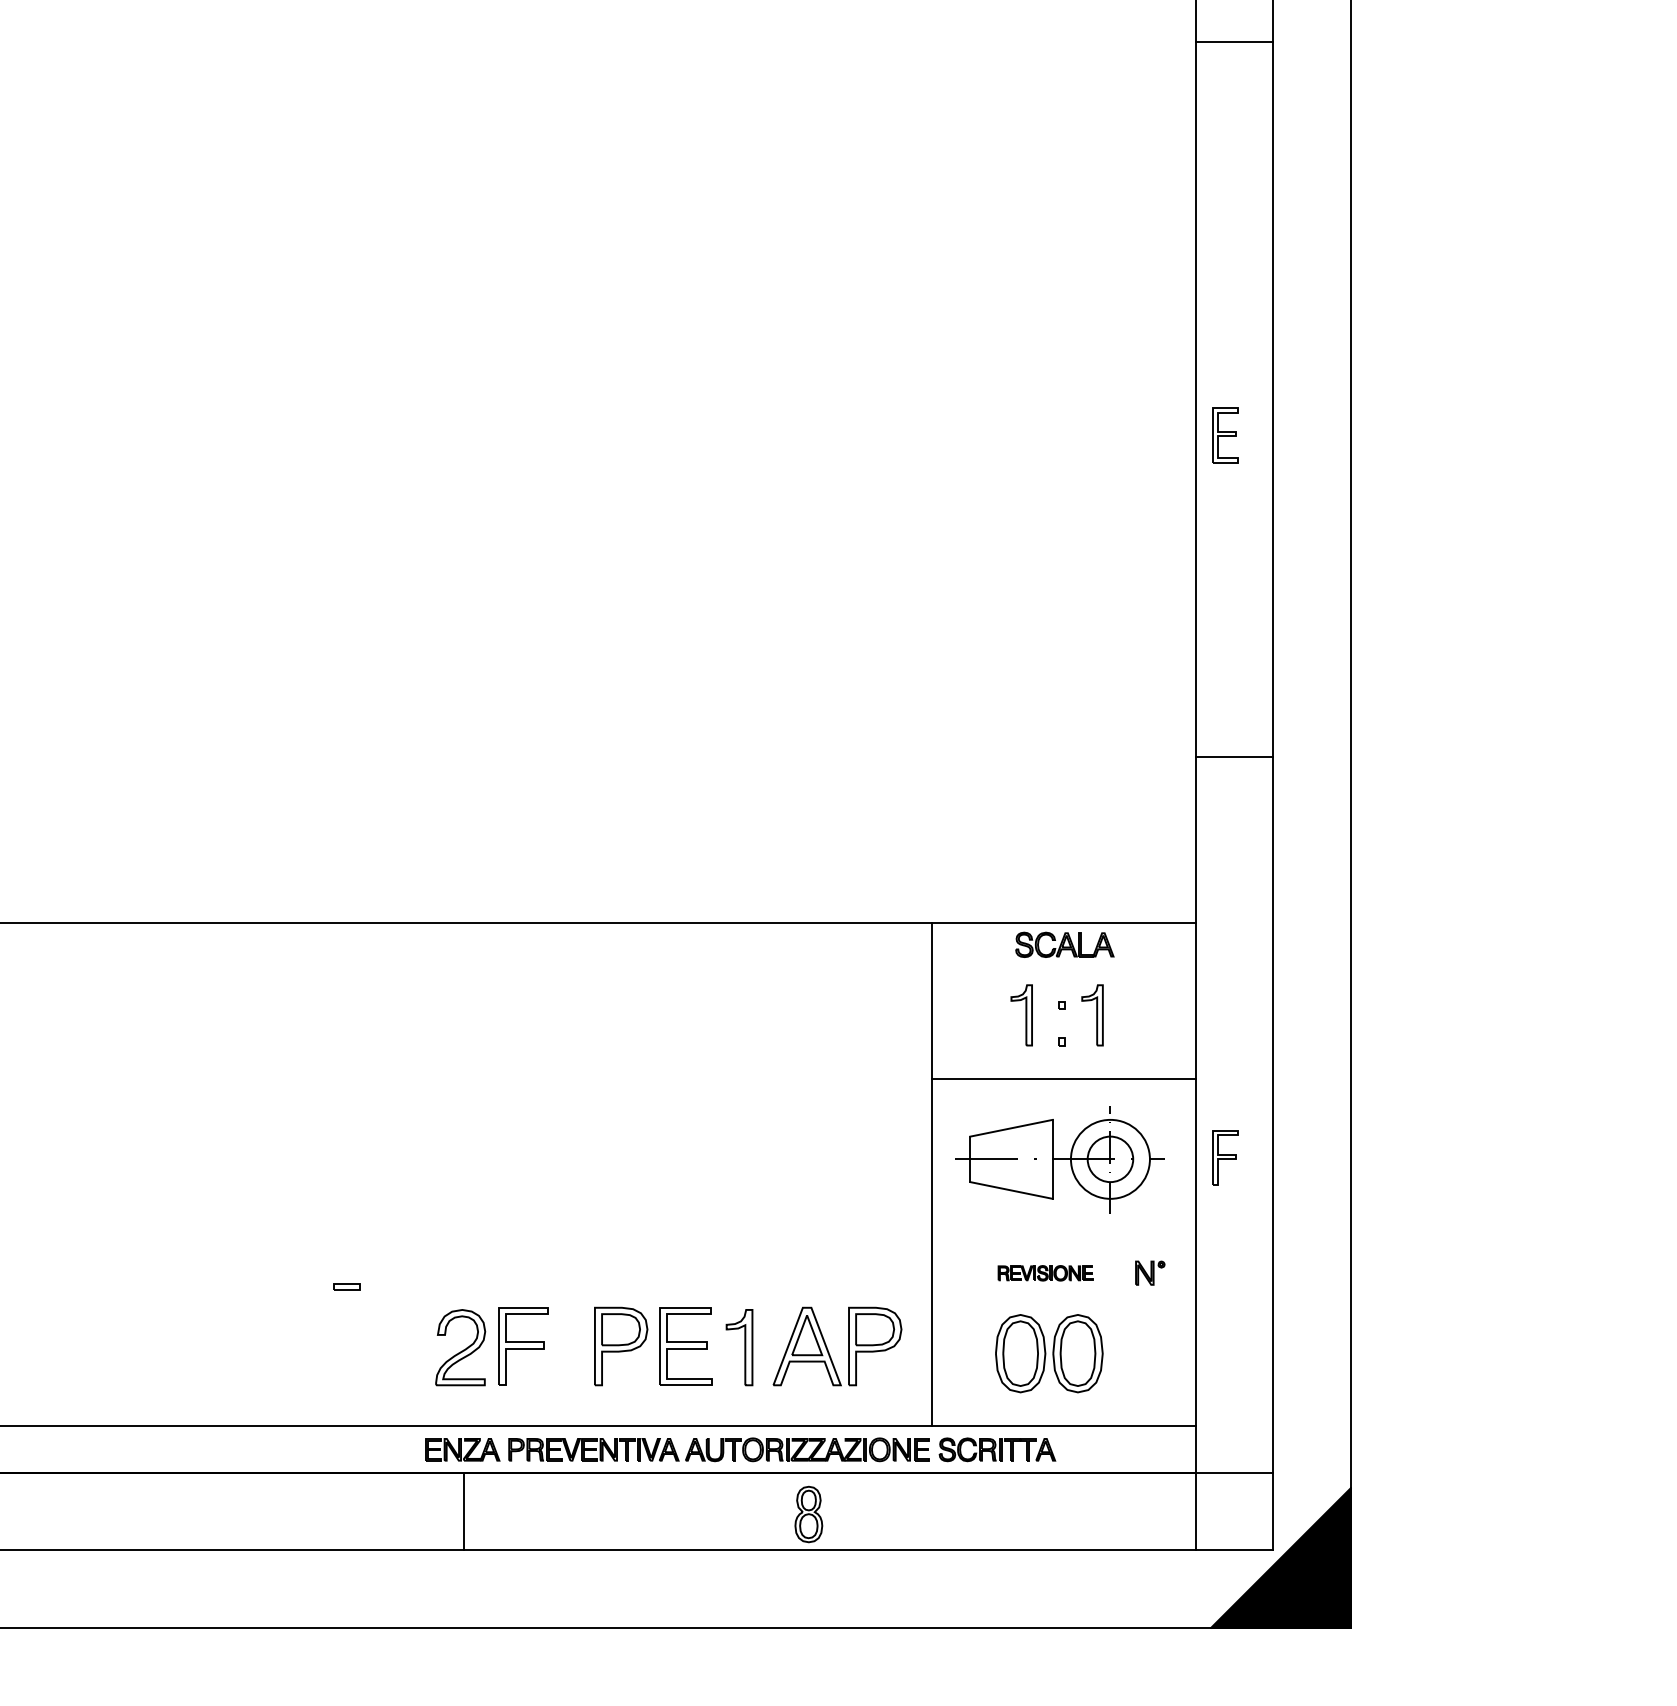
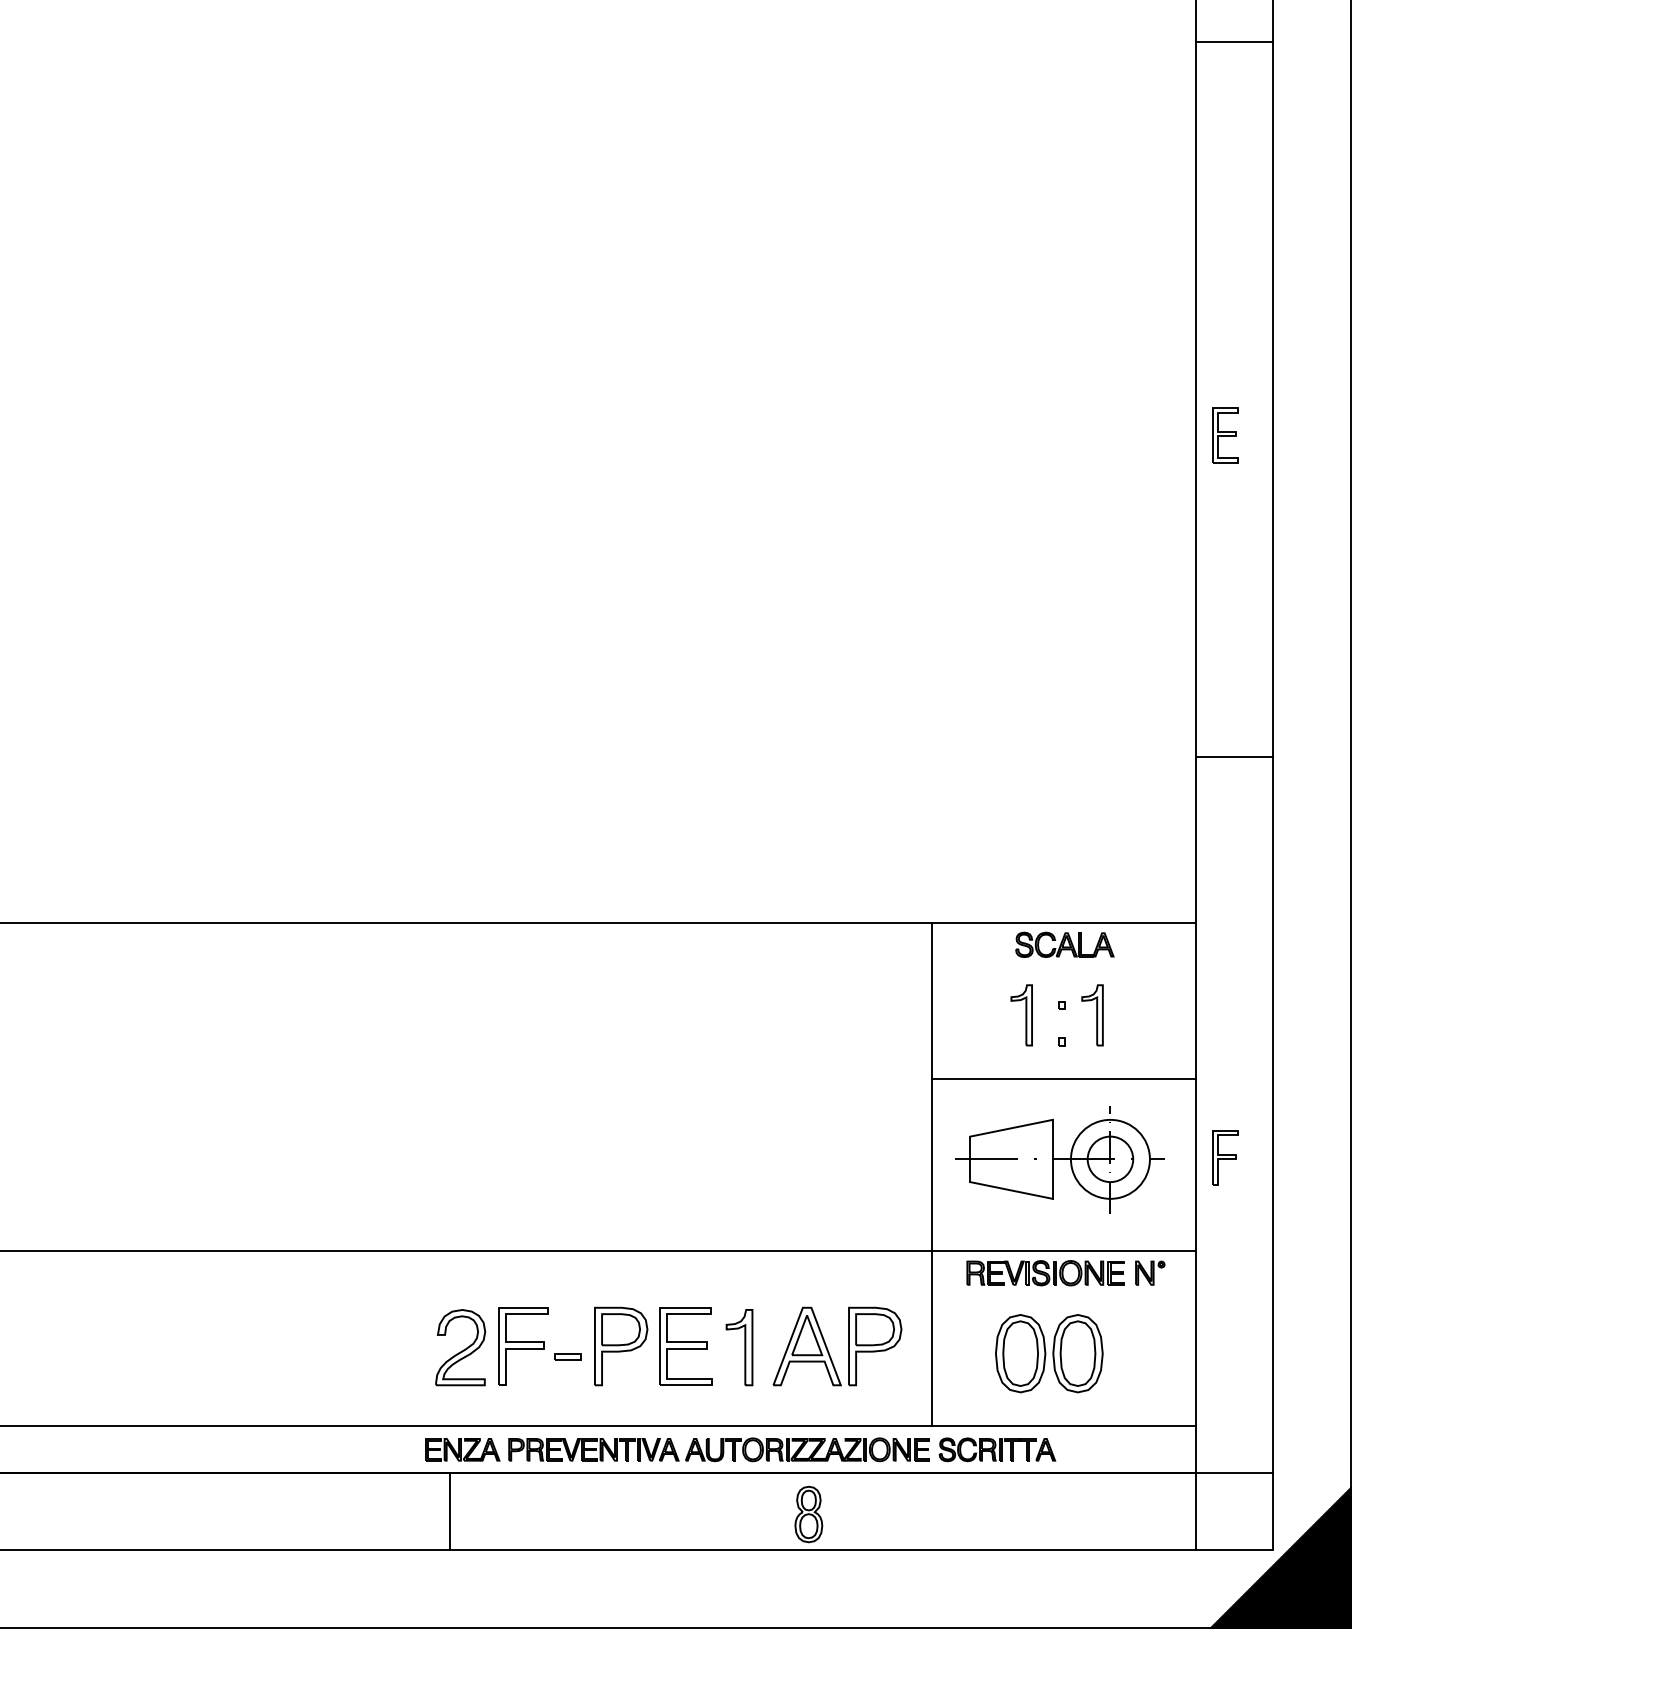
line: none -> present (598, 1251)
part size: 97x17 px -> 159x27 px (1045, 1273)
part position: (346, 1286) -> (567, 1356) (567, 1356)
line position: (463, 1511) -> (449, 1511) (449, 1511)
